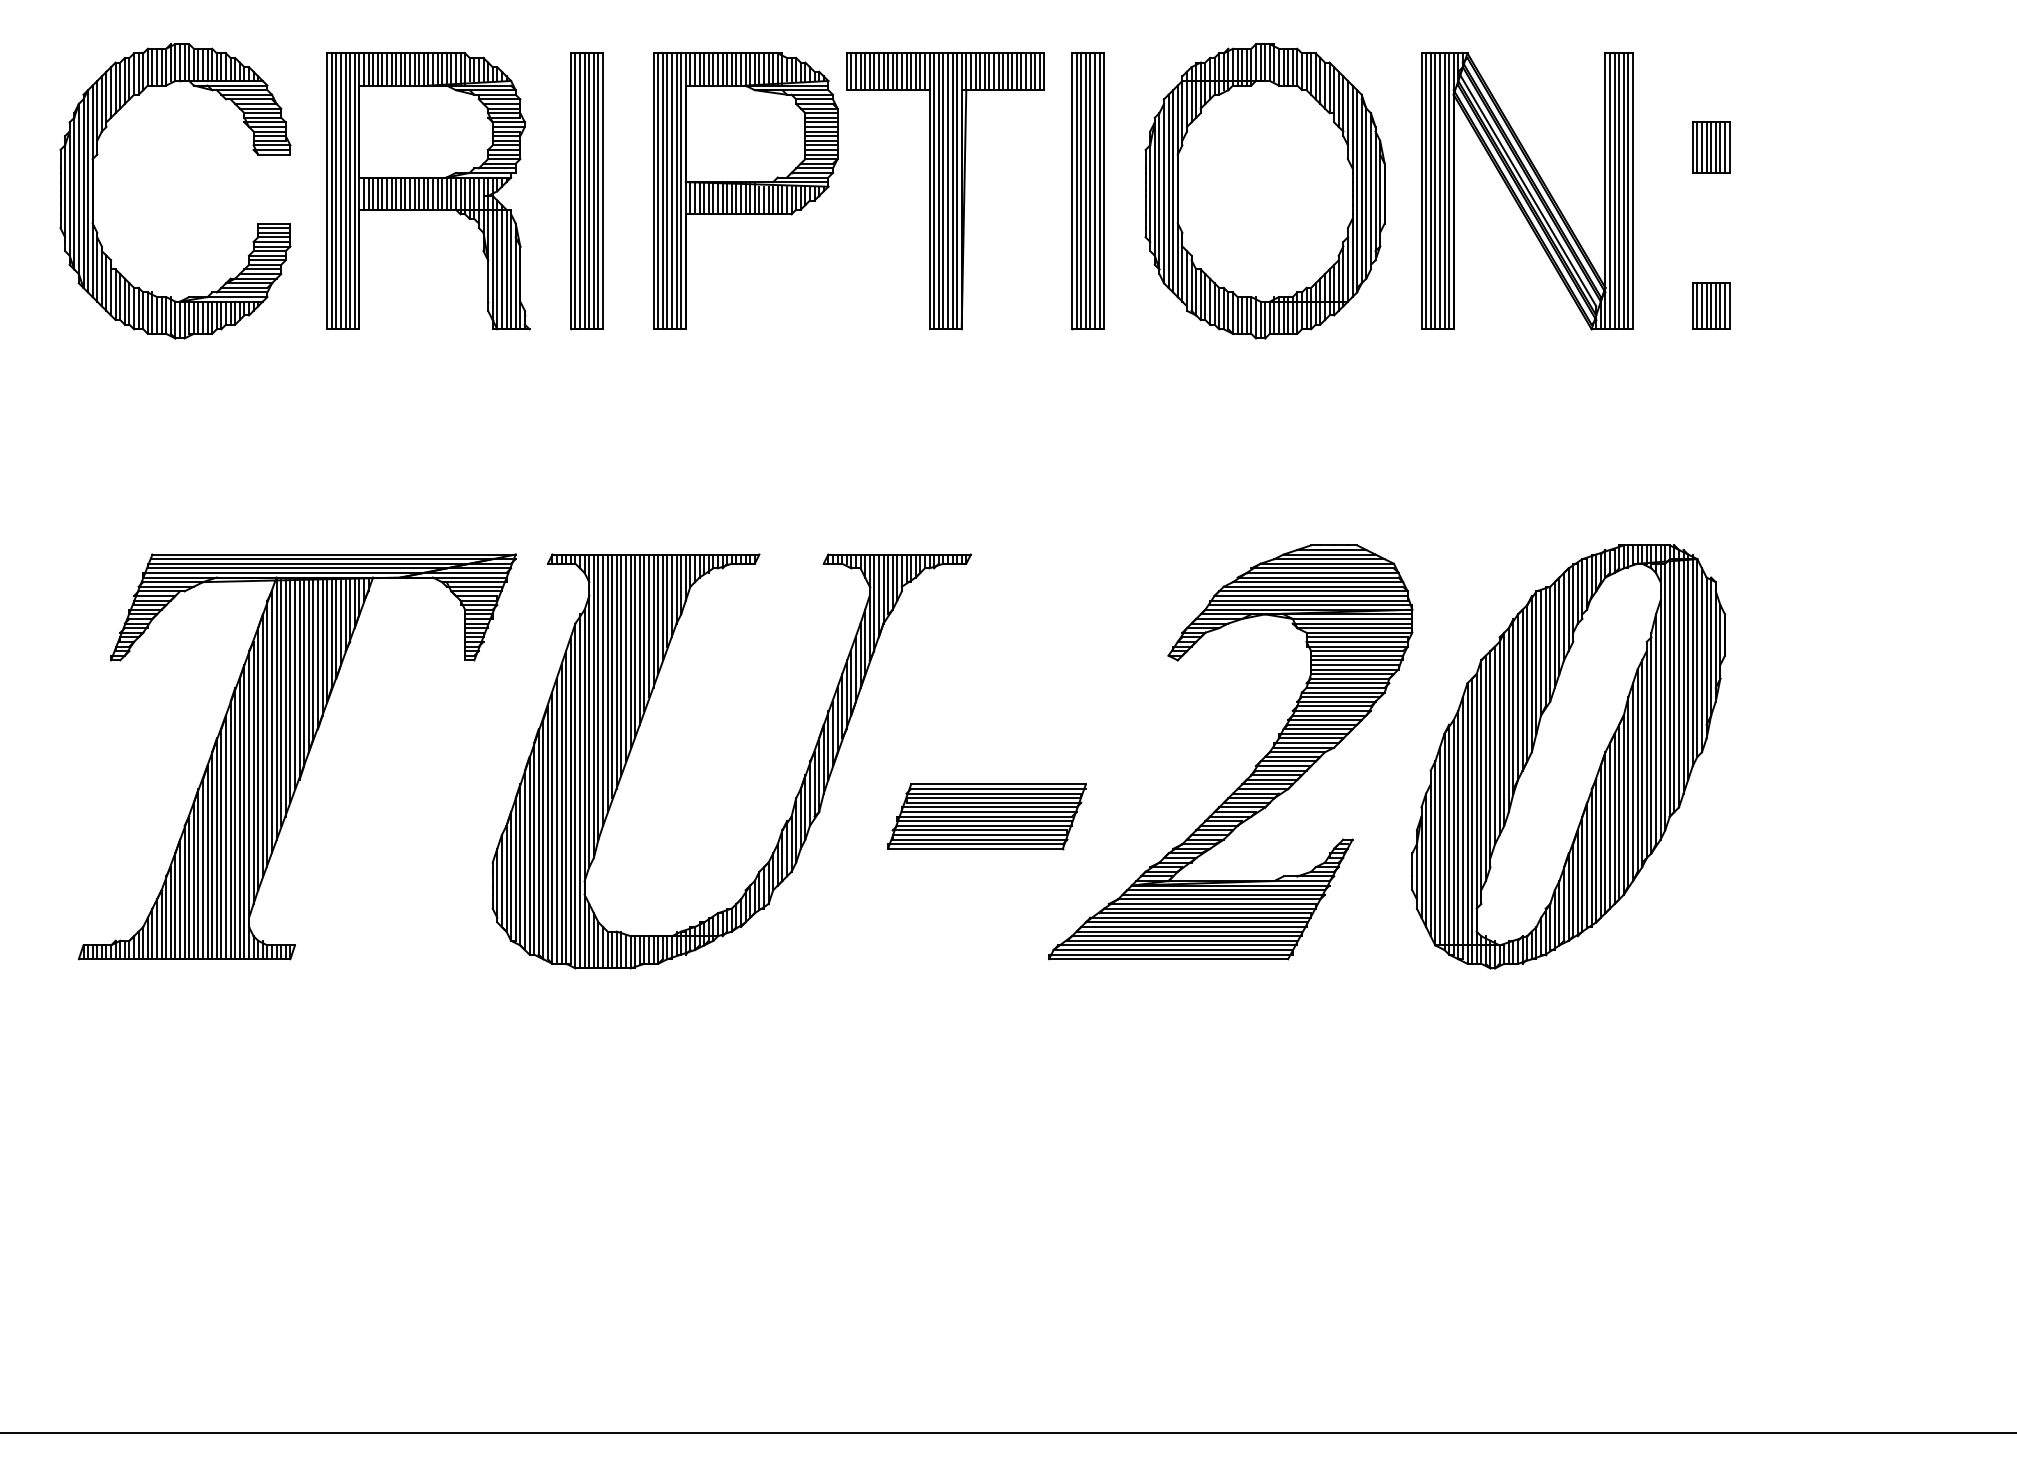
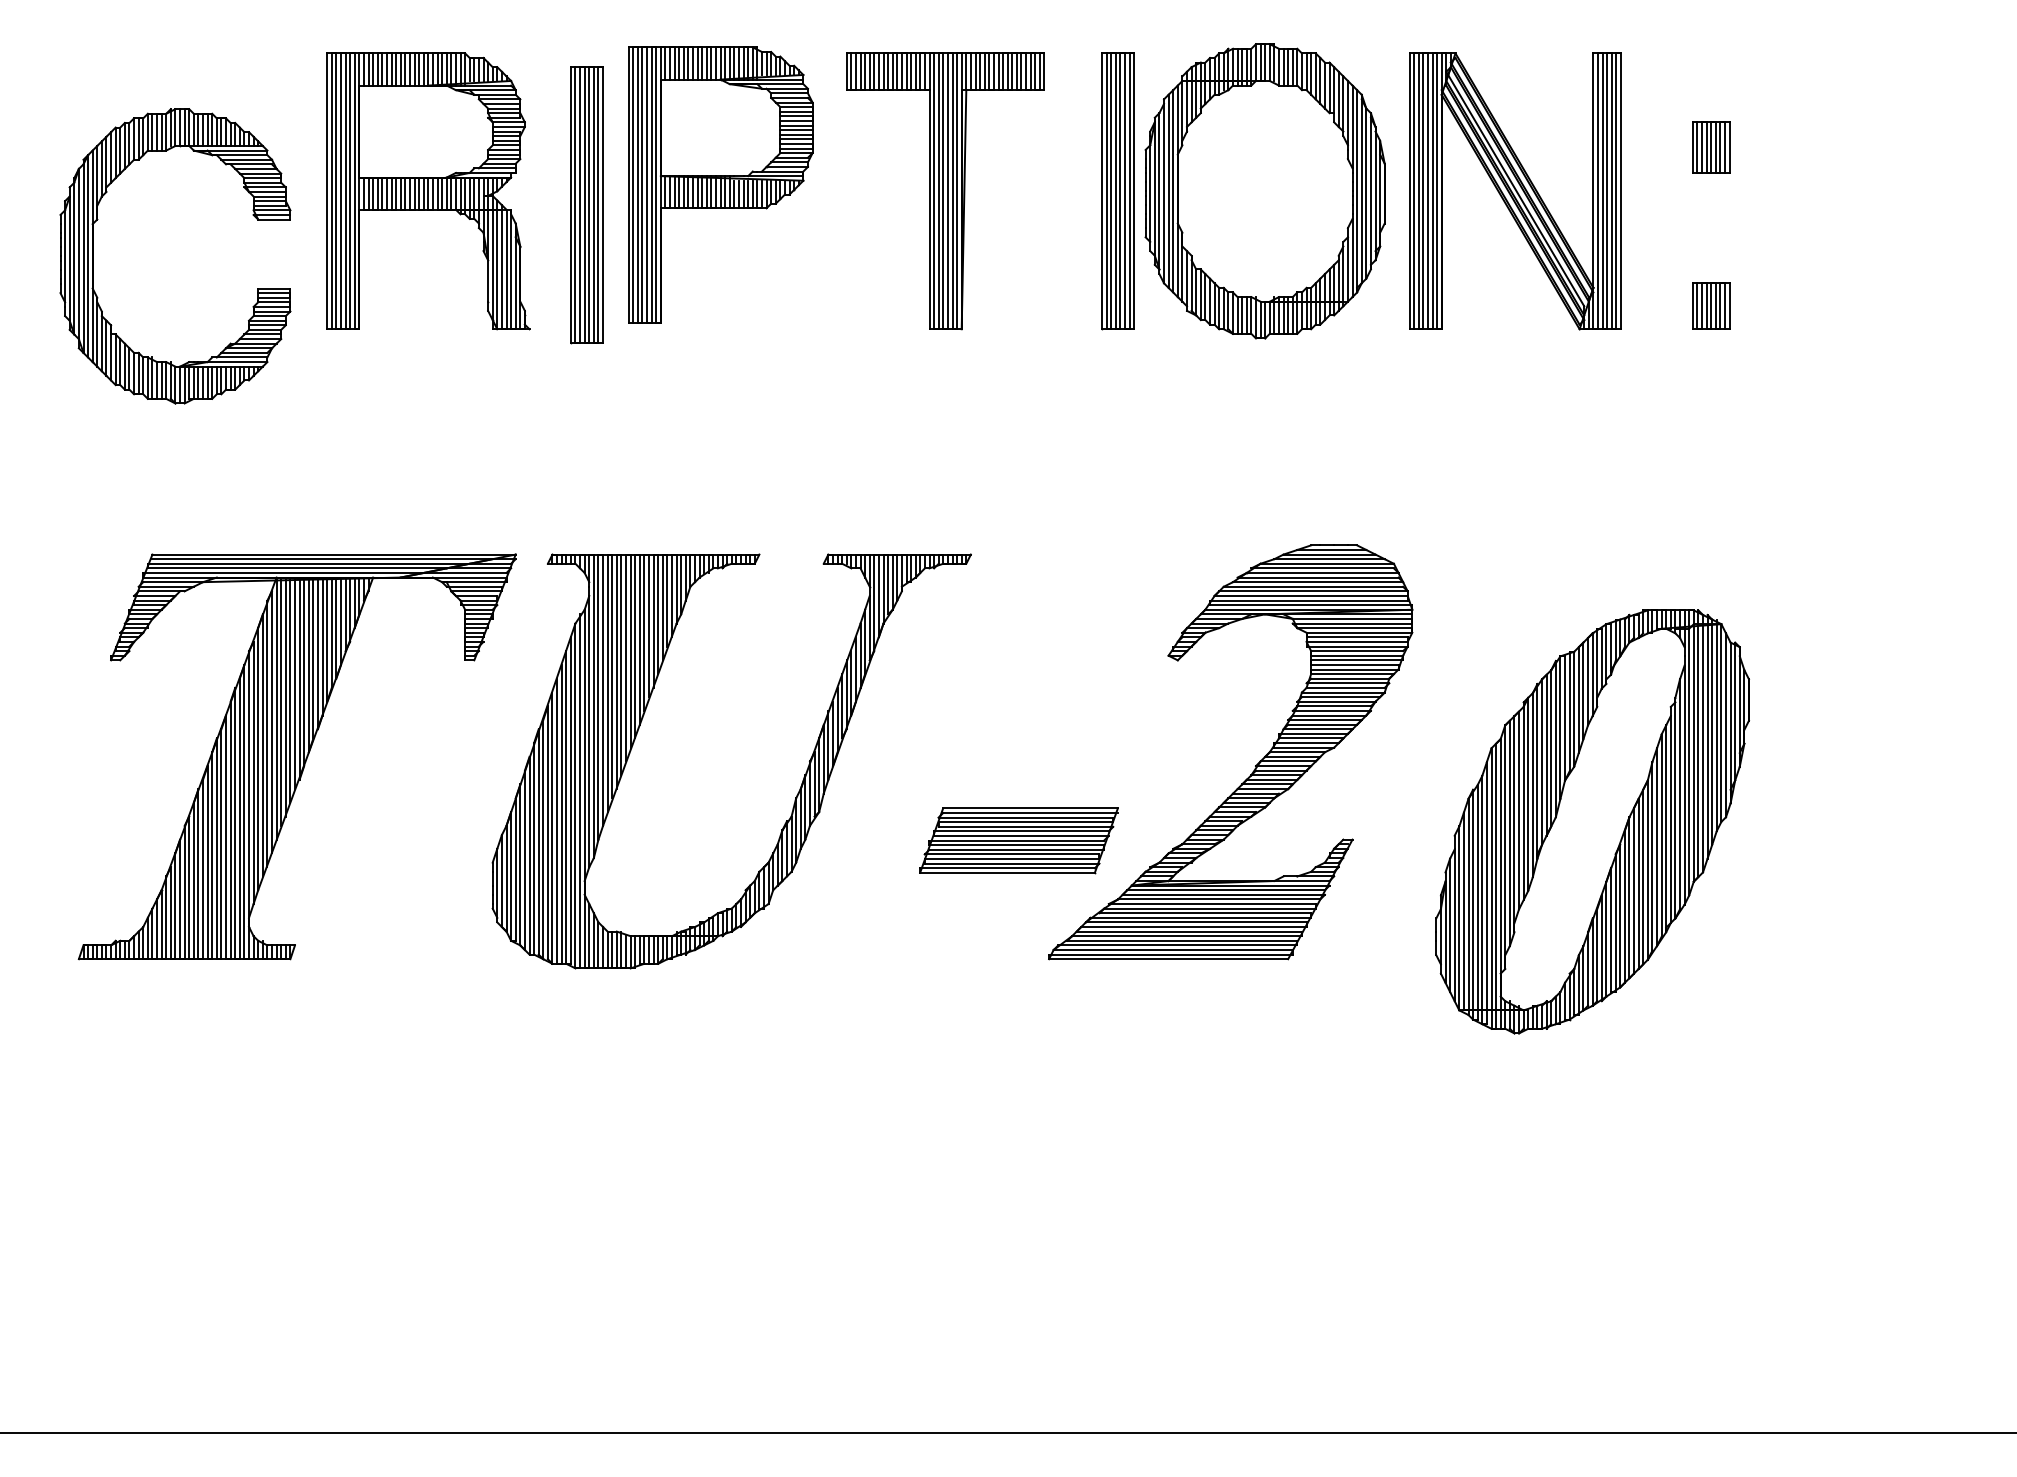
part position: (745, 190) -> (720, 184) (720, 184)
part position: (93, 191) -> (93, 256) (93, 256)
part position: (586, 191) -> (586, 205) (586, 205)
part position: (1087, 191) -> (1117, 191) (1117, 191)
part position: (1527, 191) -> (1515, 191) (1515, 191)
part position: (1568, 756) -> (1592, 821) (1592, 821)
part position: (986, 816) -> (1018, 840) (1018, 840)
